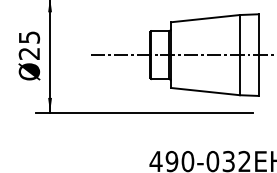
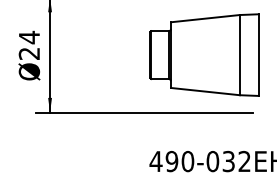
text: Ø25 -> Ø24 (29, 37)
line: present -> none (181, 55)
